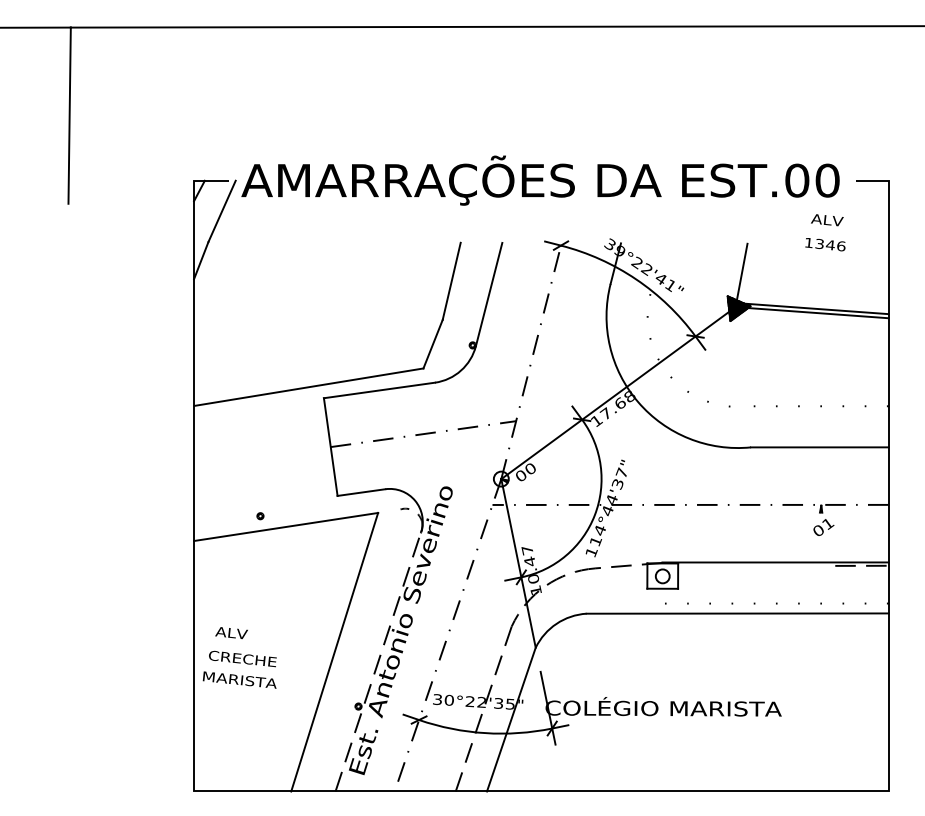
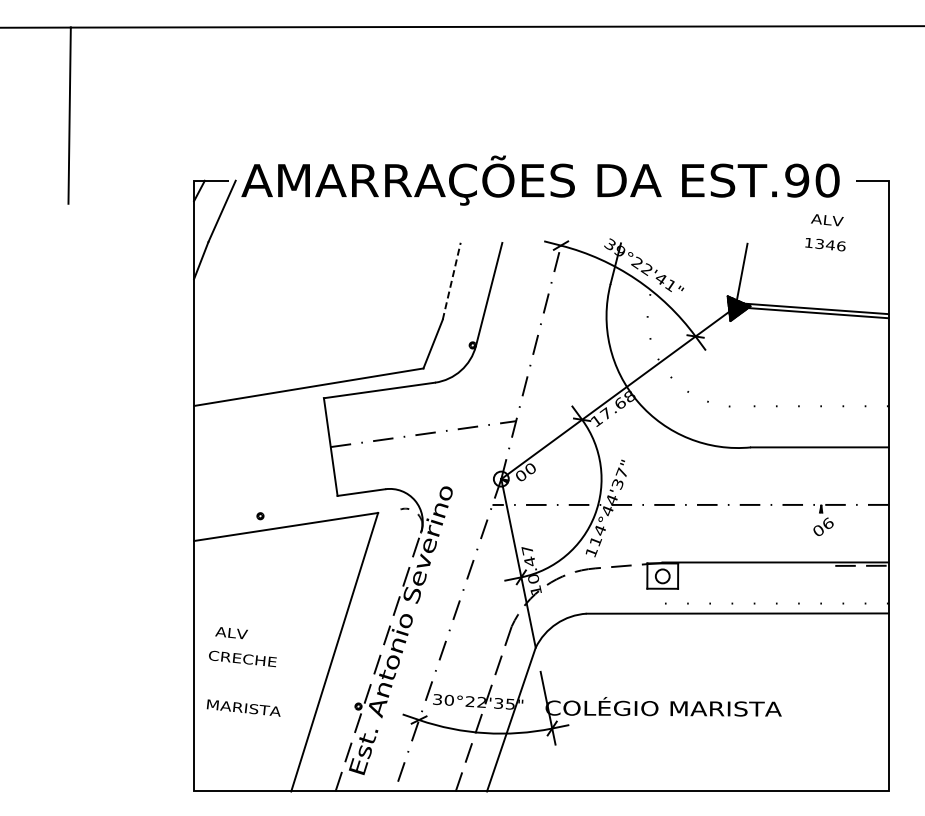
text: EST.00 -> EST.90 (797, 180)
line: solid -> dashed (451, 281)
text: 01 -> 06 (828, 523)
text position: (239, 679) -> (243, 707) (243, 707)
